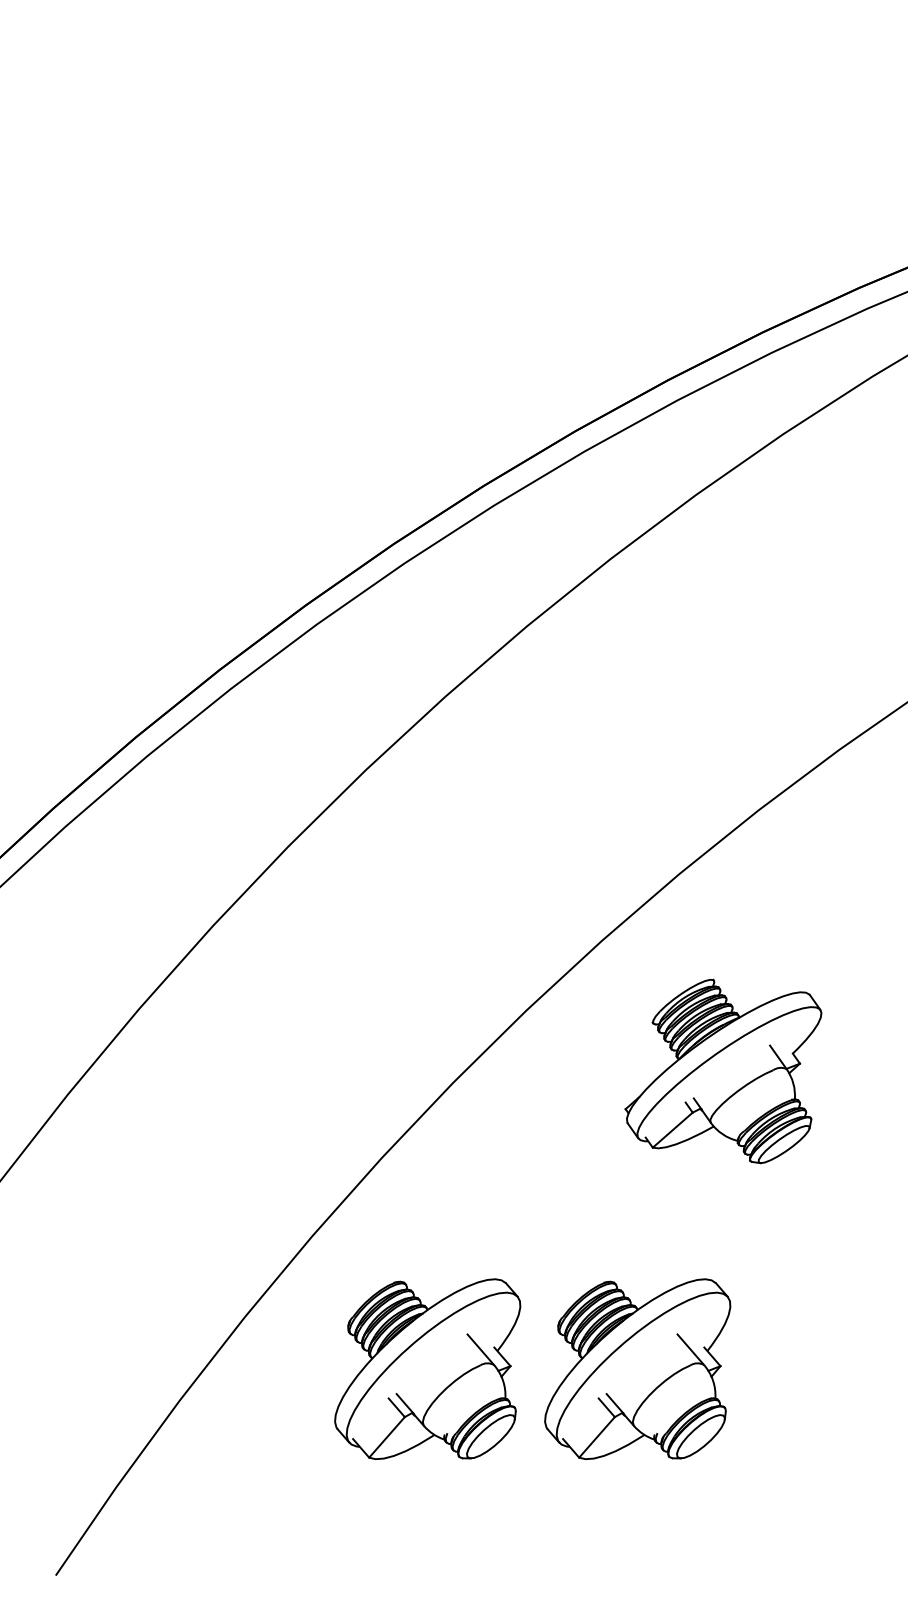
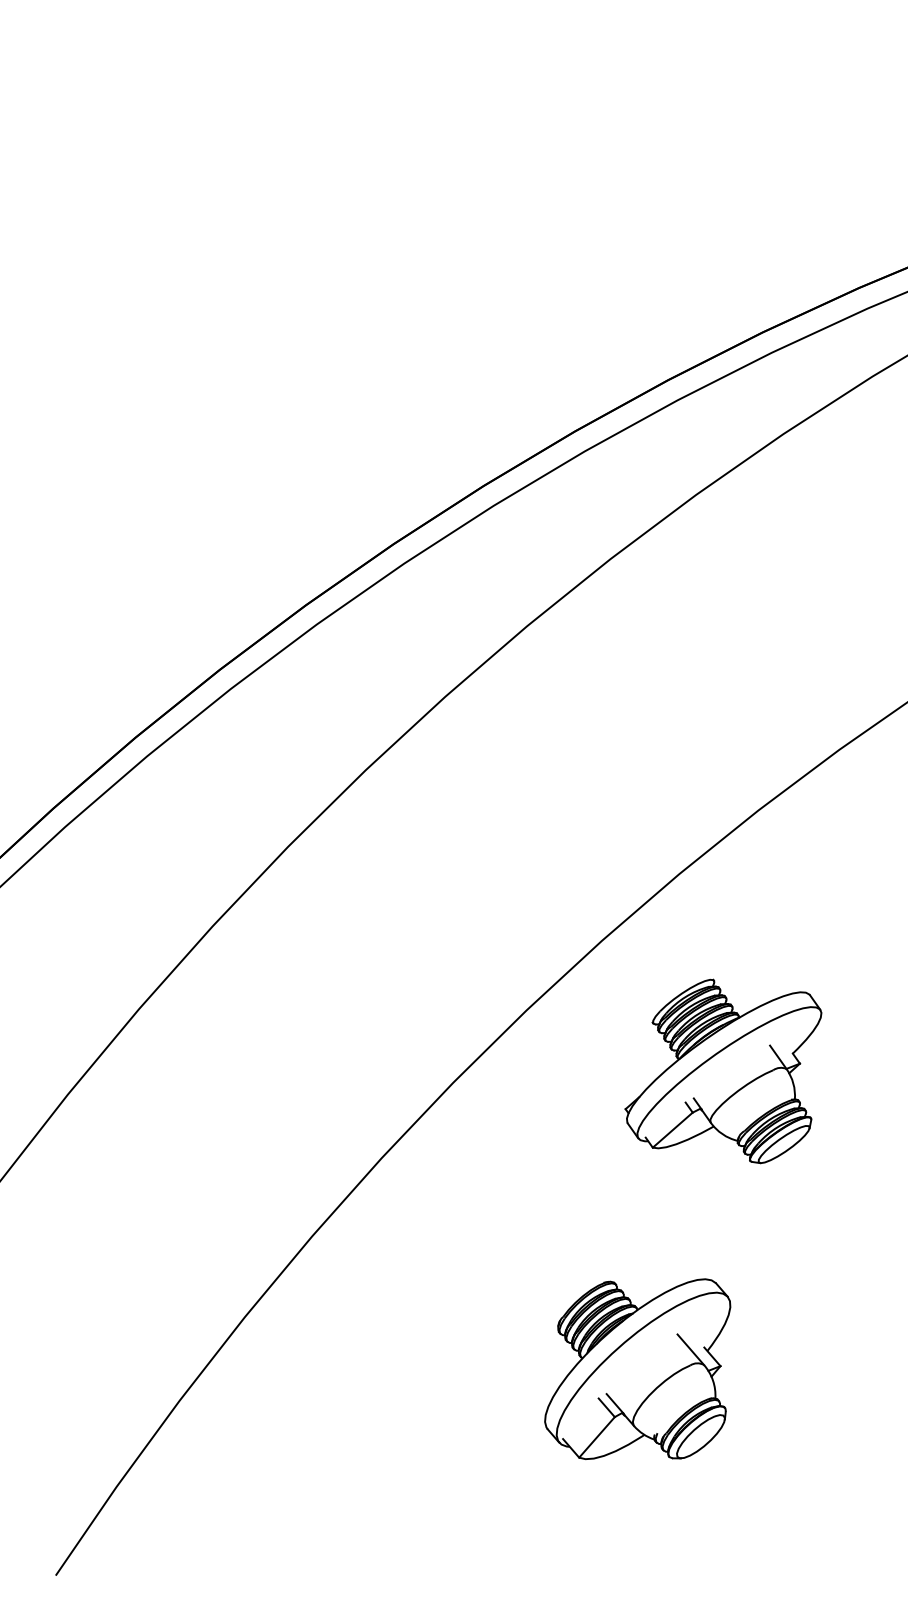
part: present -> none (427, 1368)
